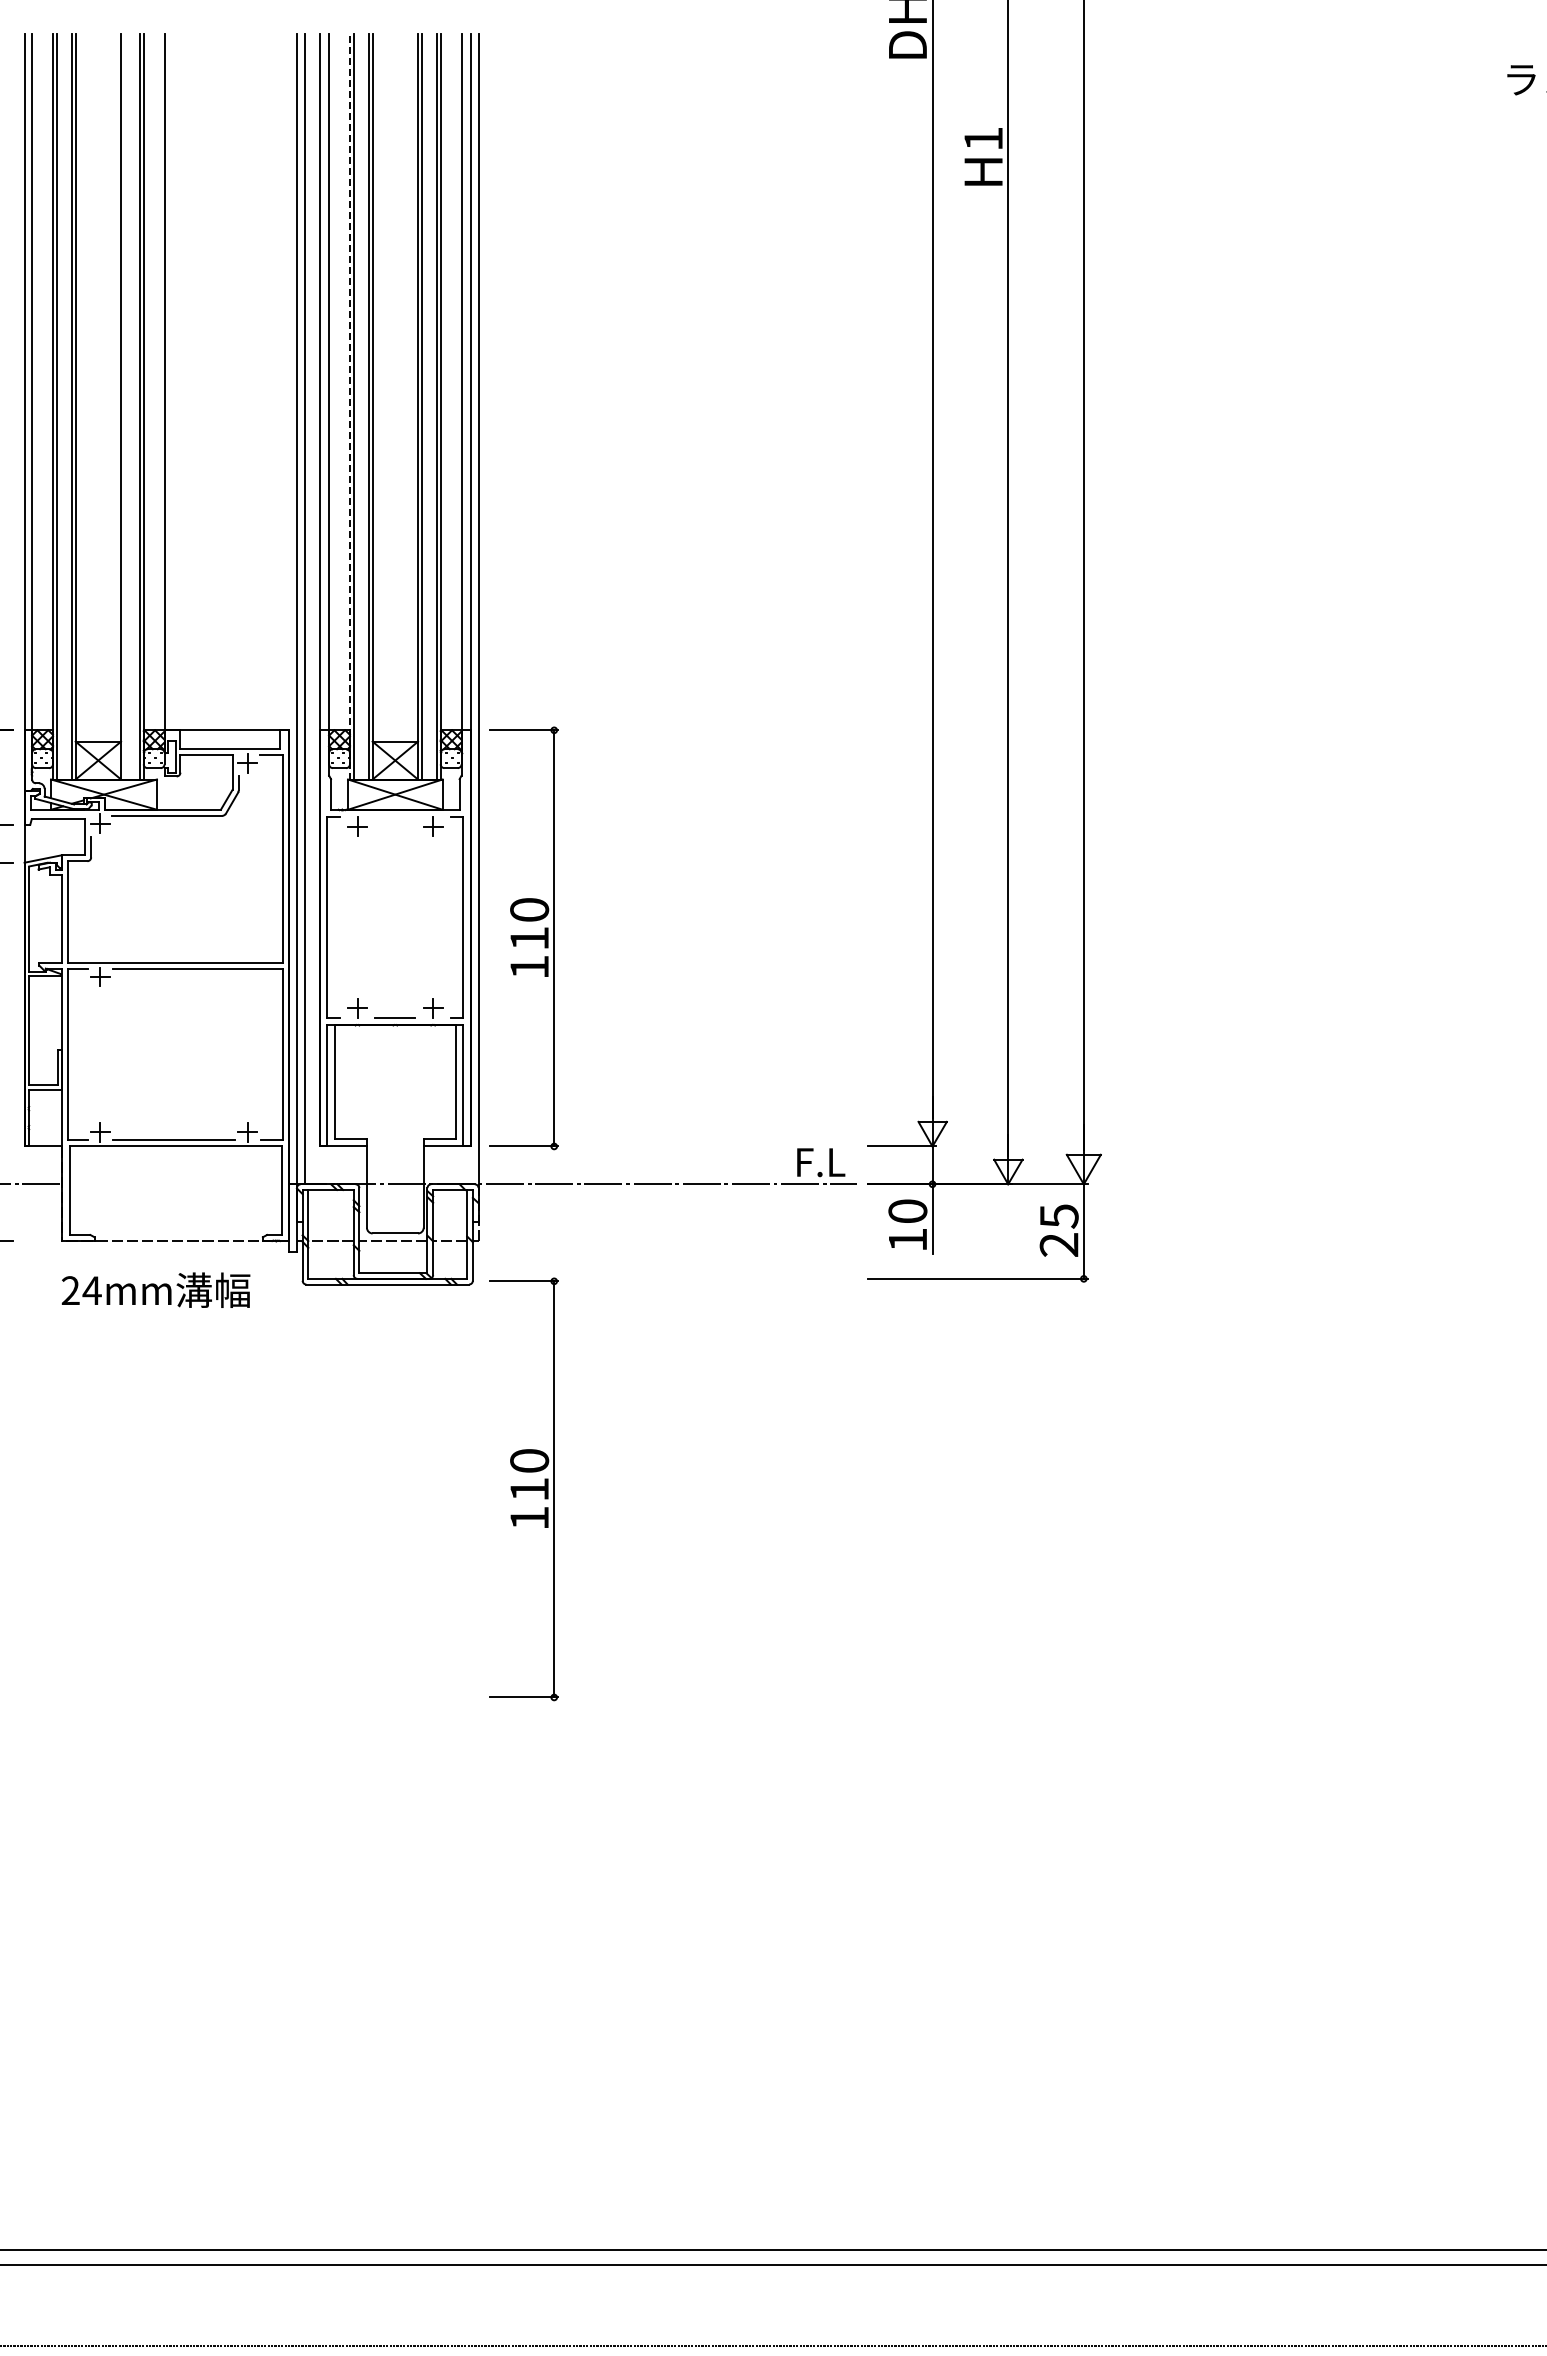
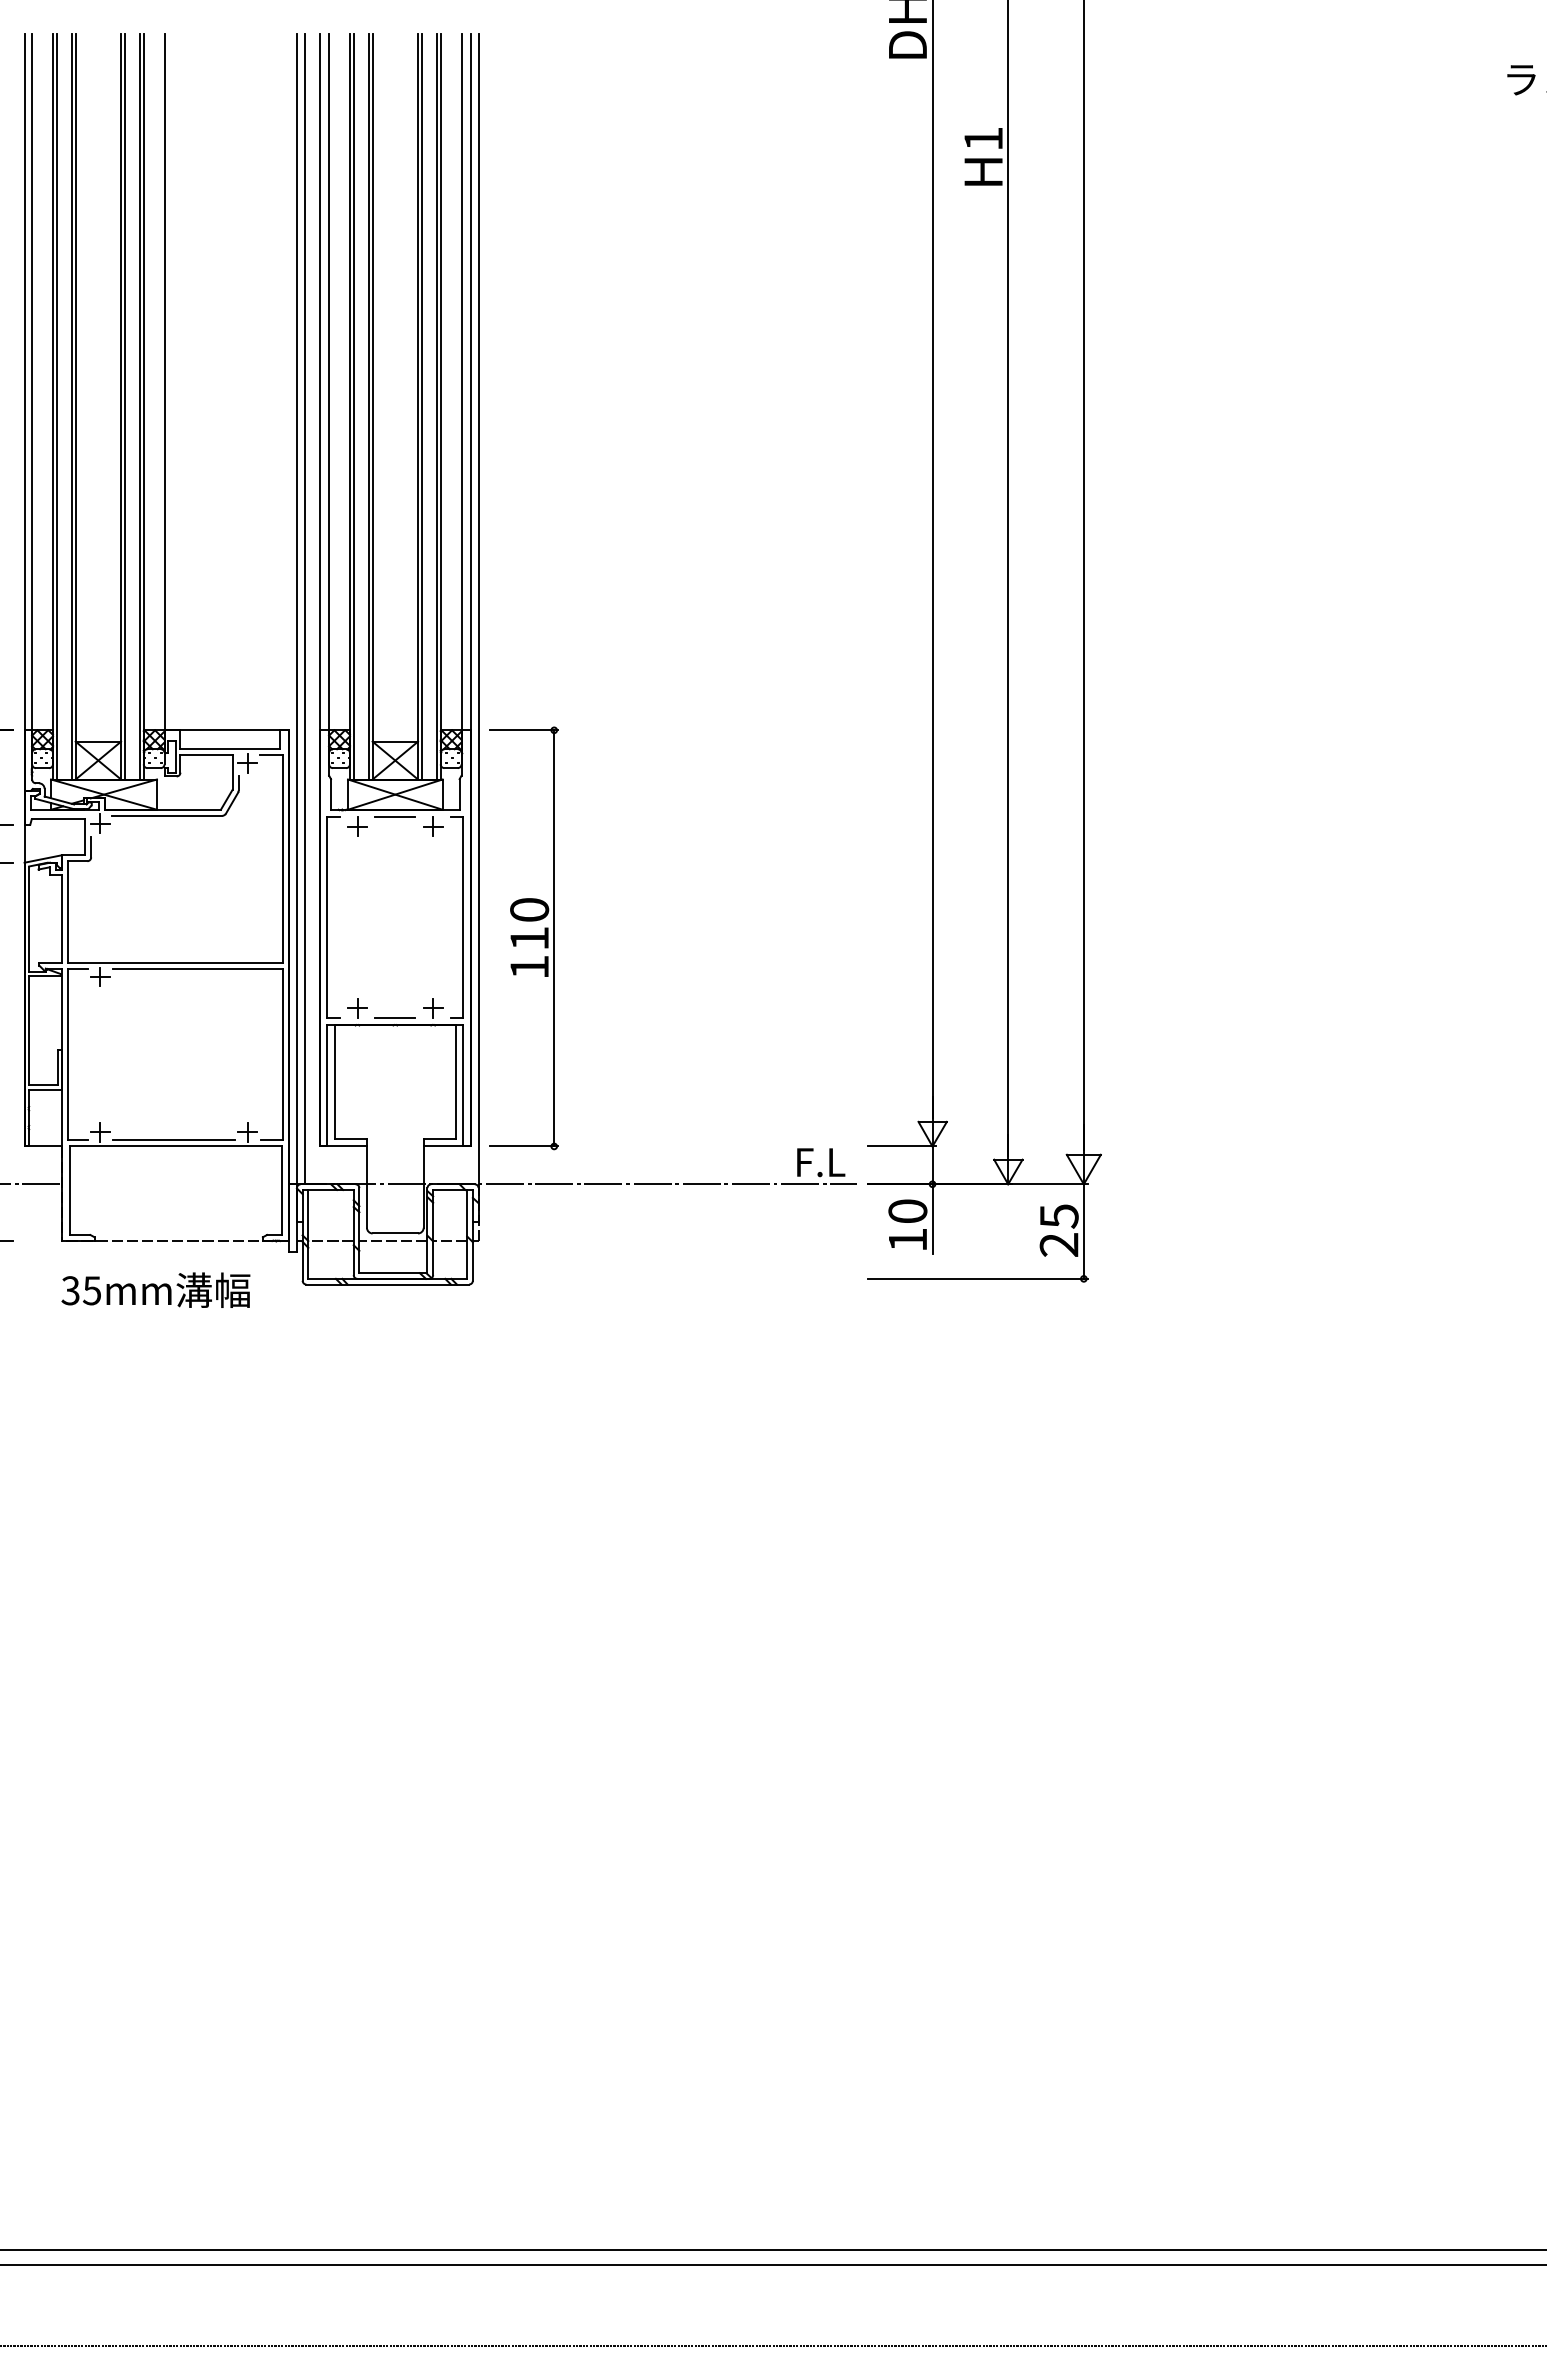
line: none -> present (124, 406)
line: dashed -> solid (349, 406)
line: none -> present (395, 816)
text: 24mm -> 35mm (81, 1290)
part: present -> none (523, 1489)
